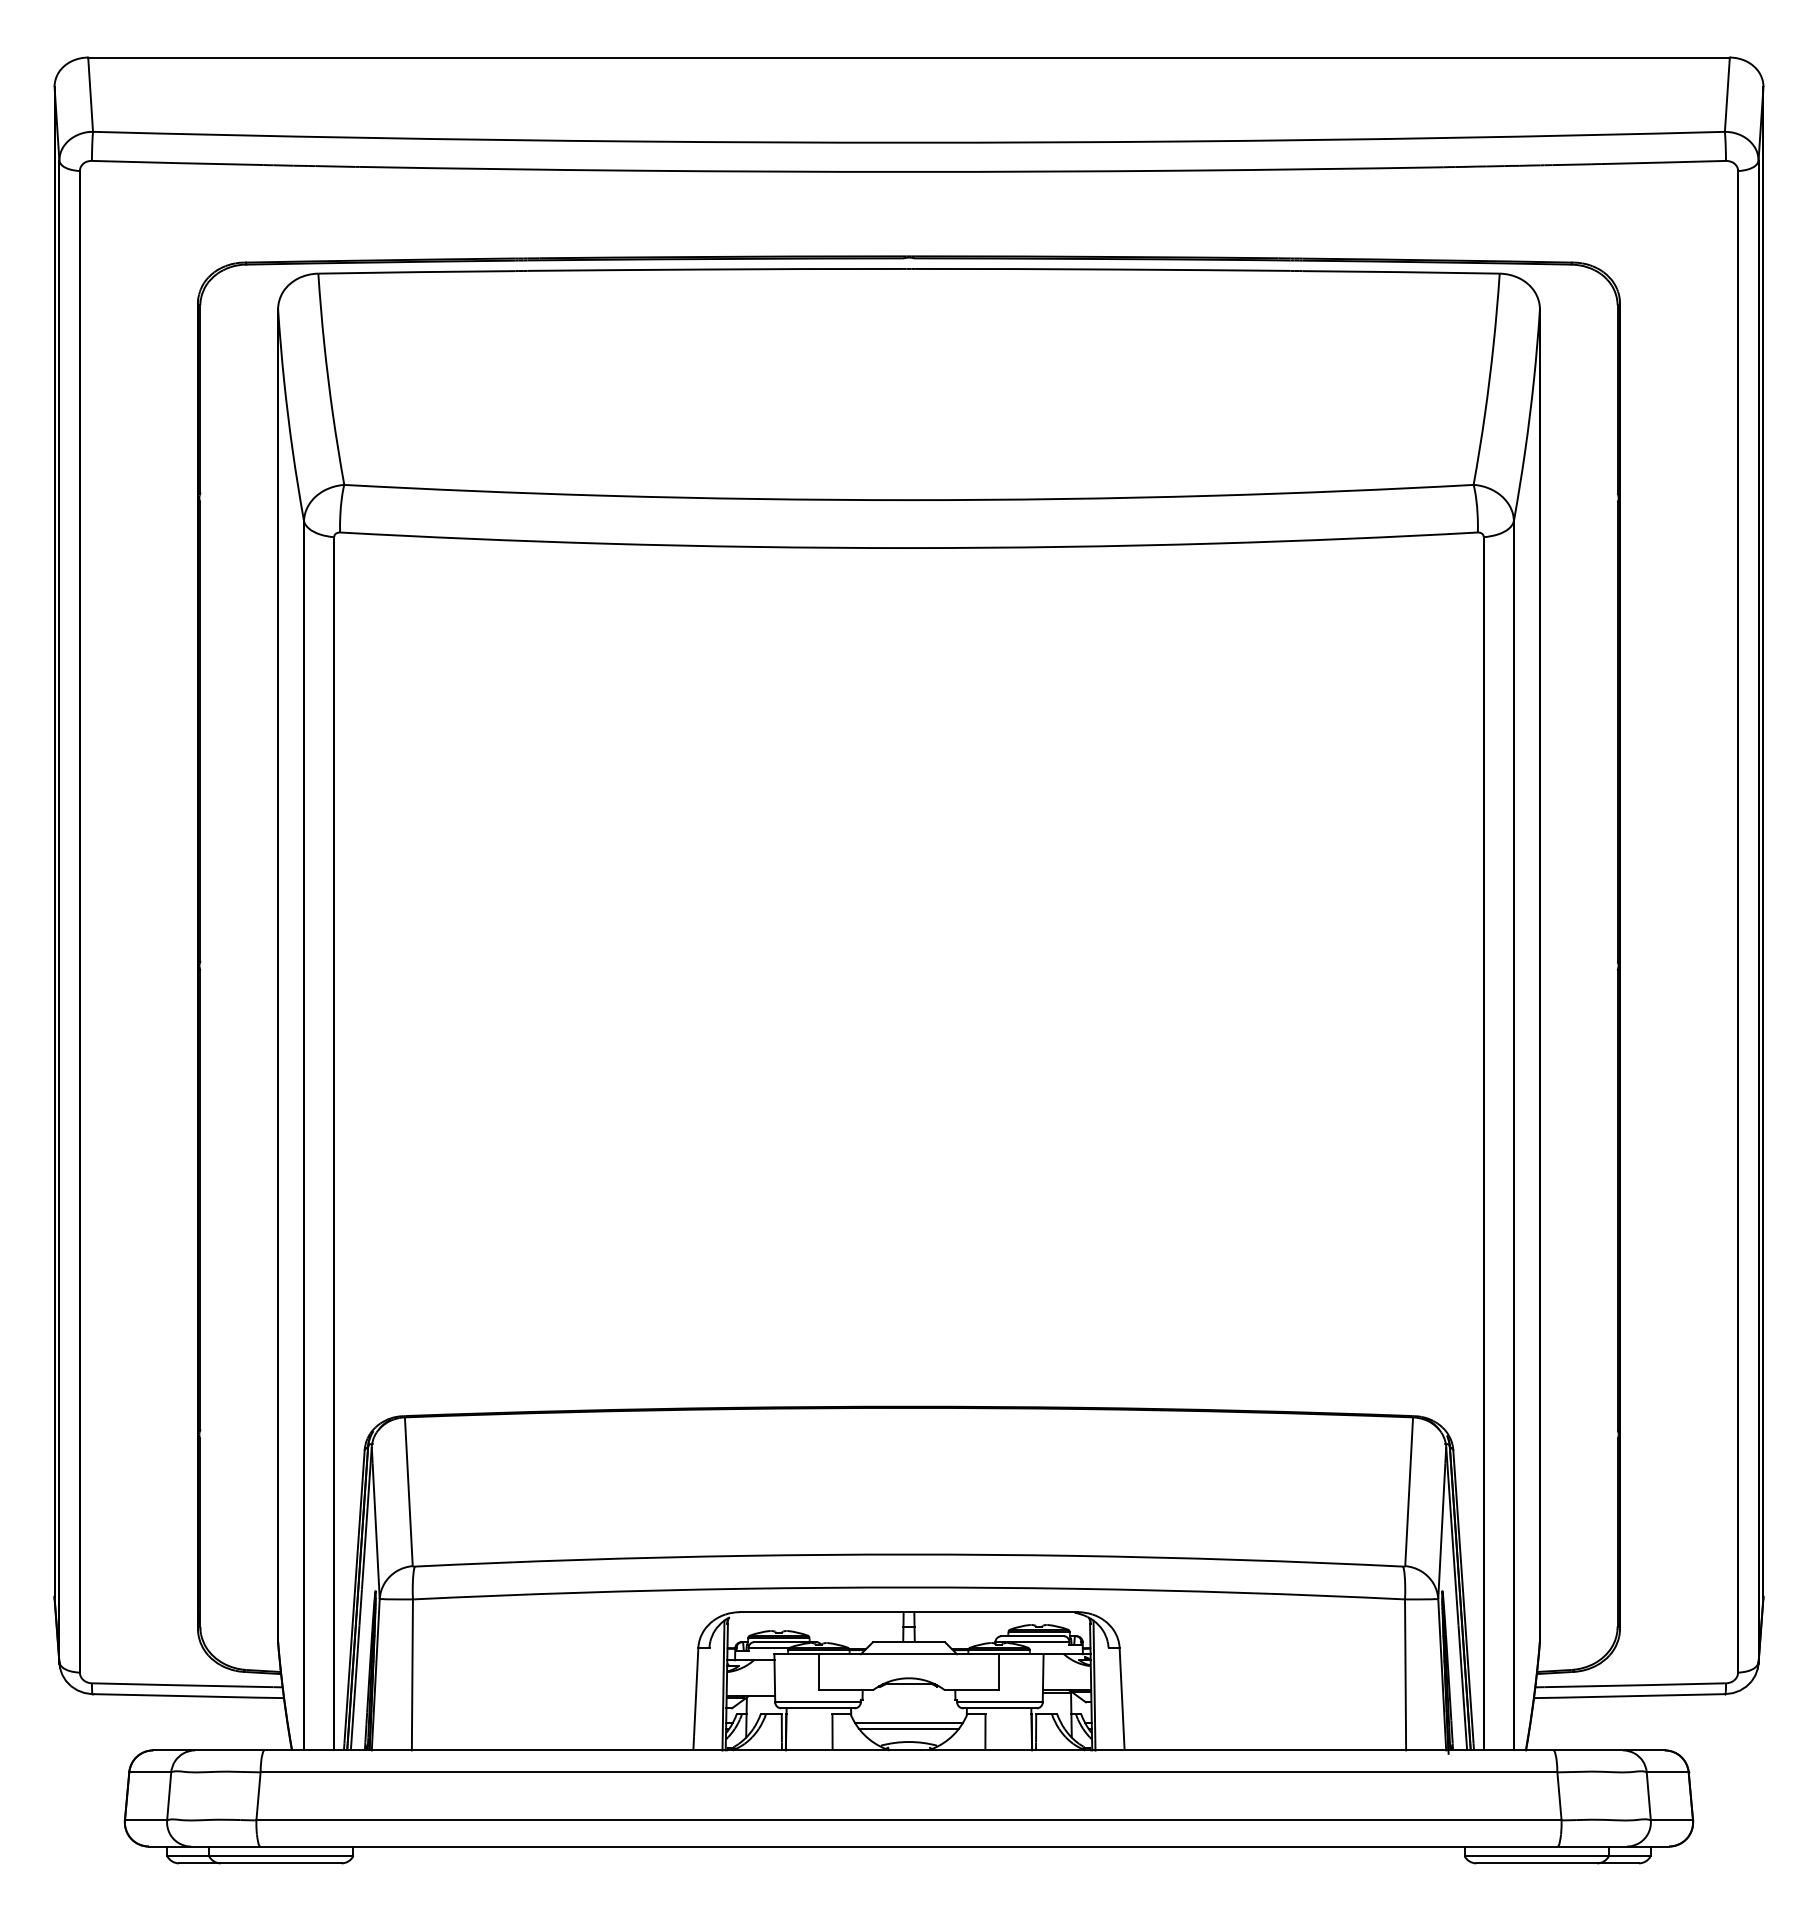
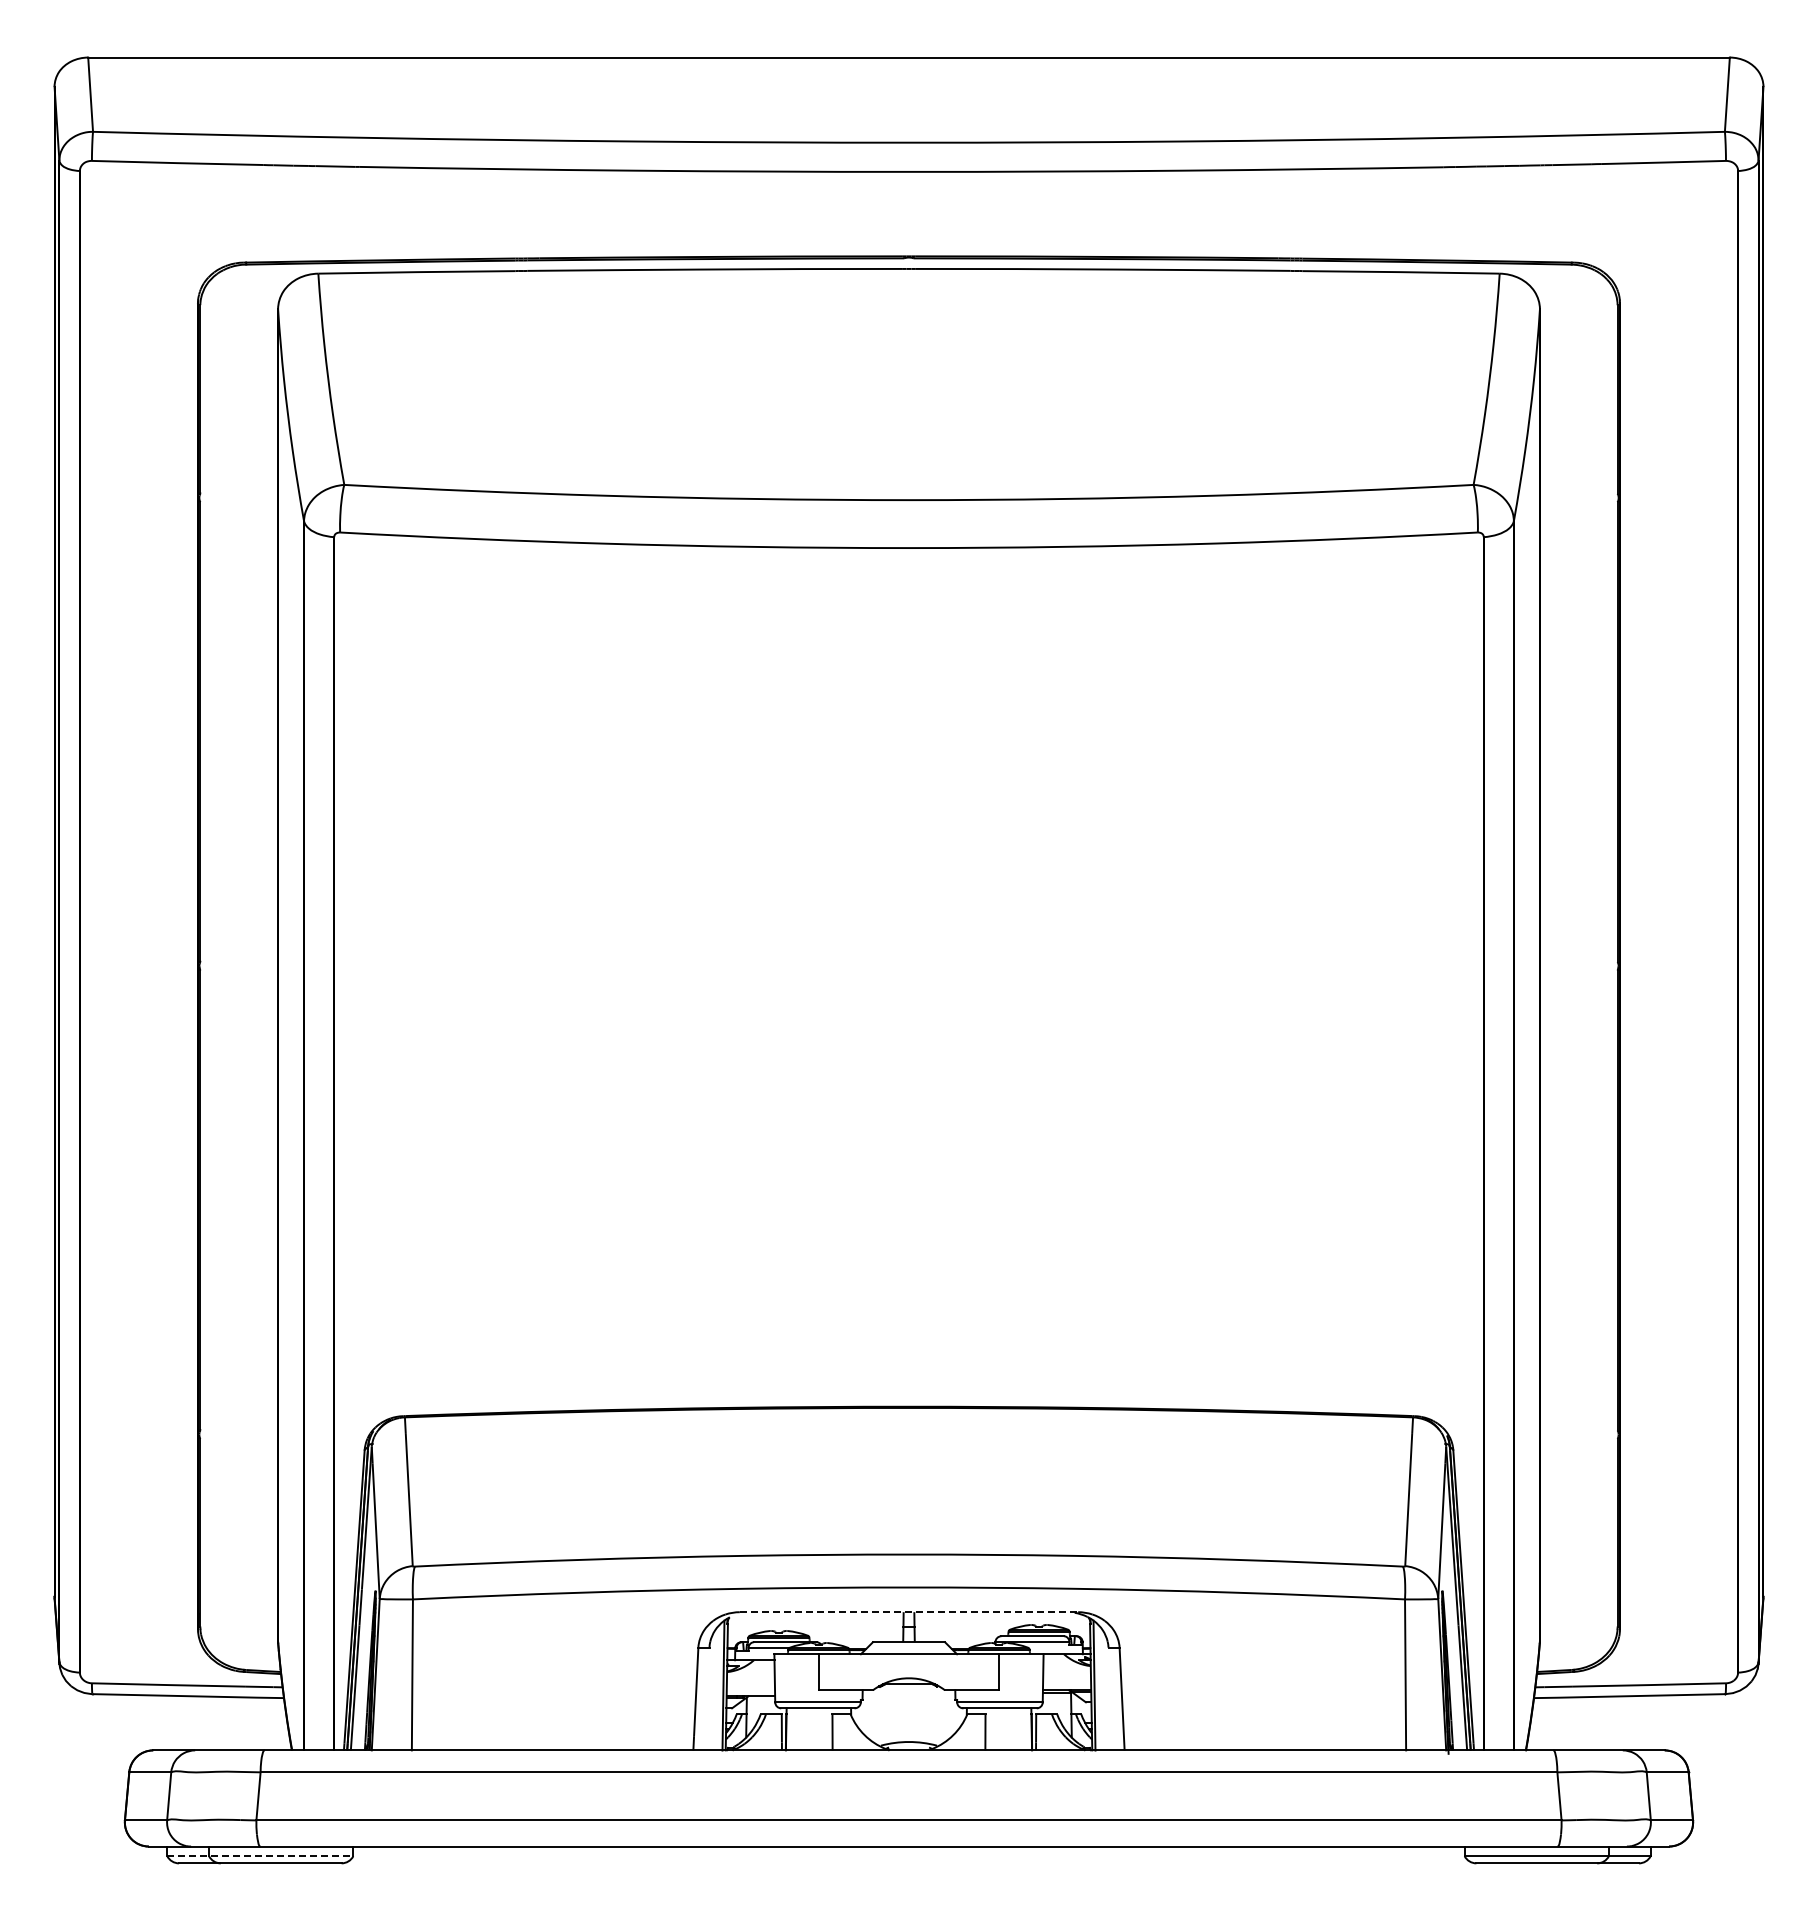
line: solid -> dashed (909, 1612)
line: present -> none (908, 1722)
line: present -> none (908, 1728)
line: solid -> dashed (260, 1856)
